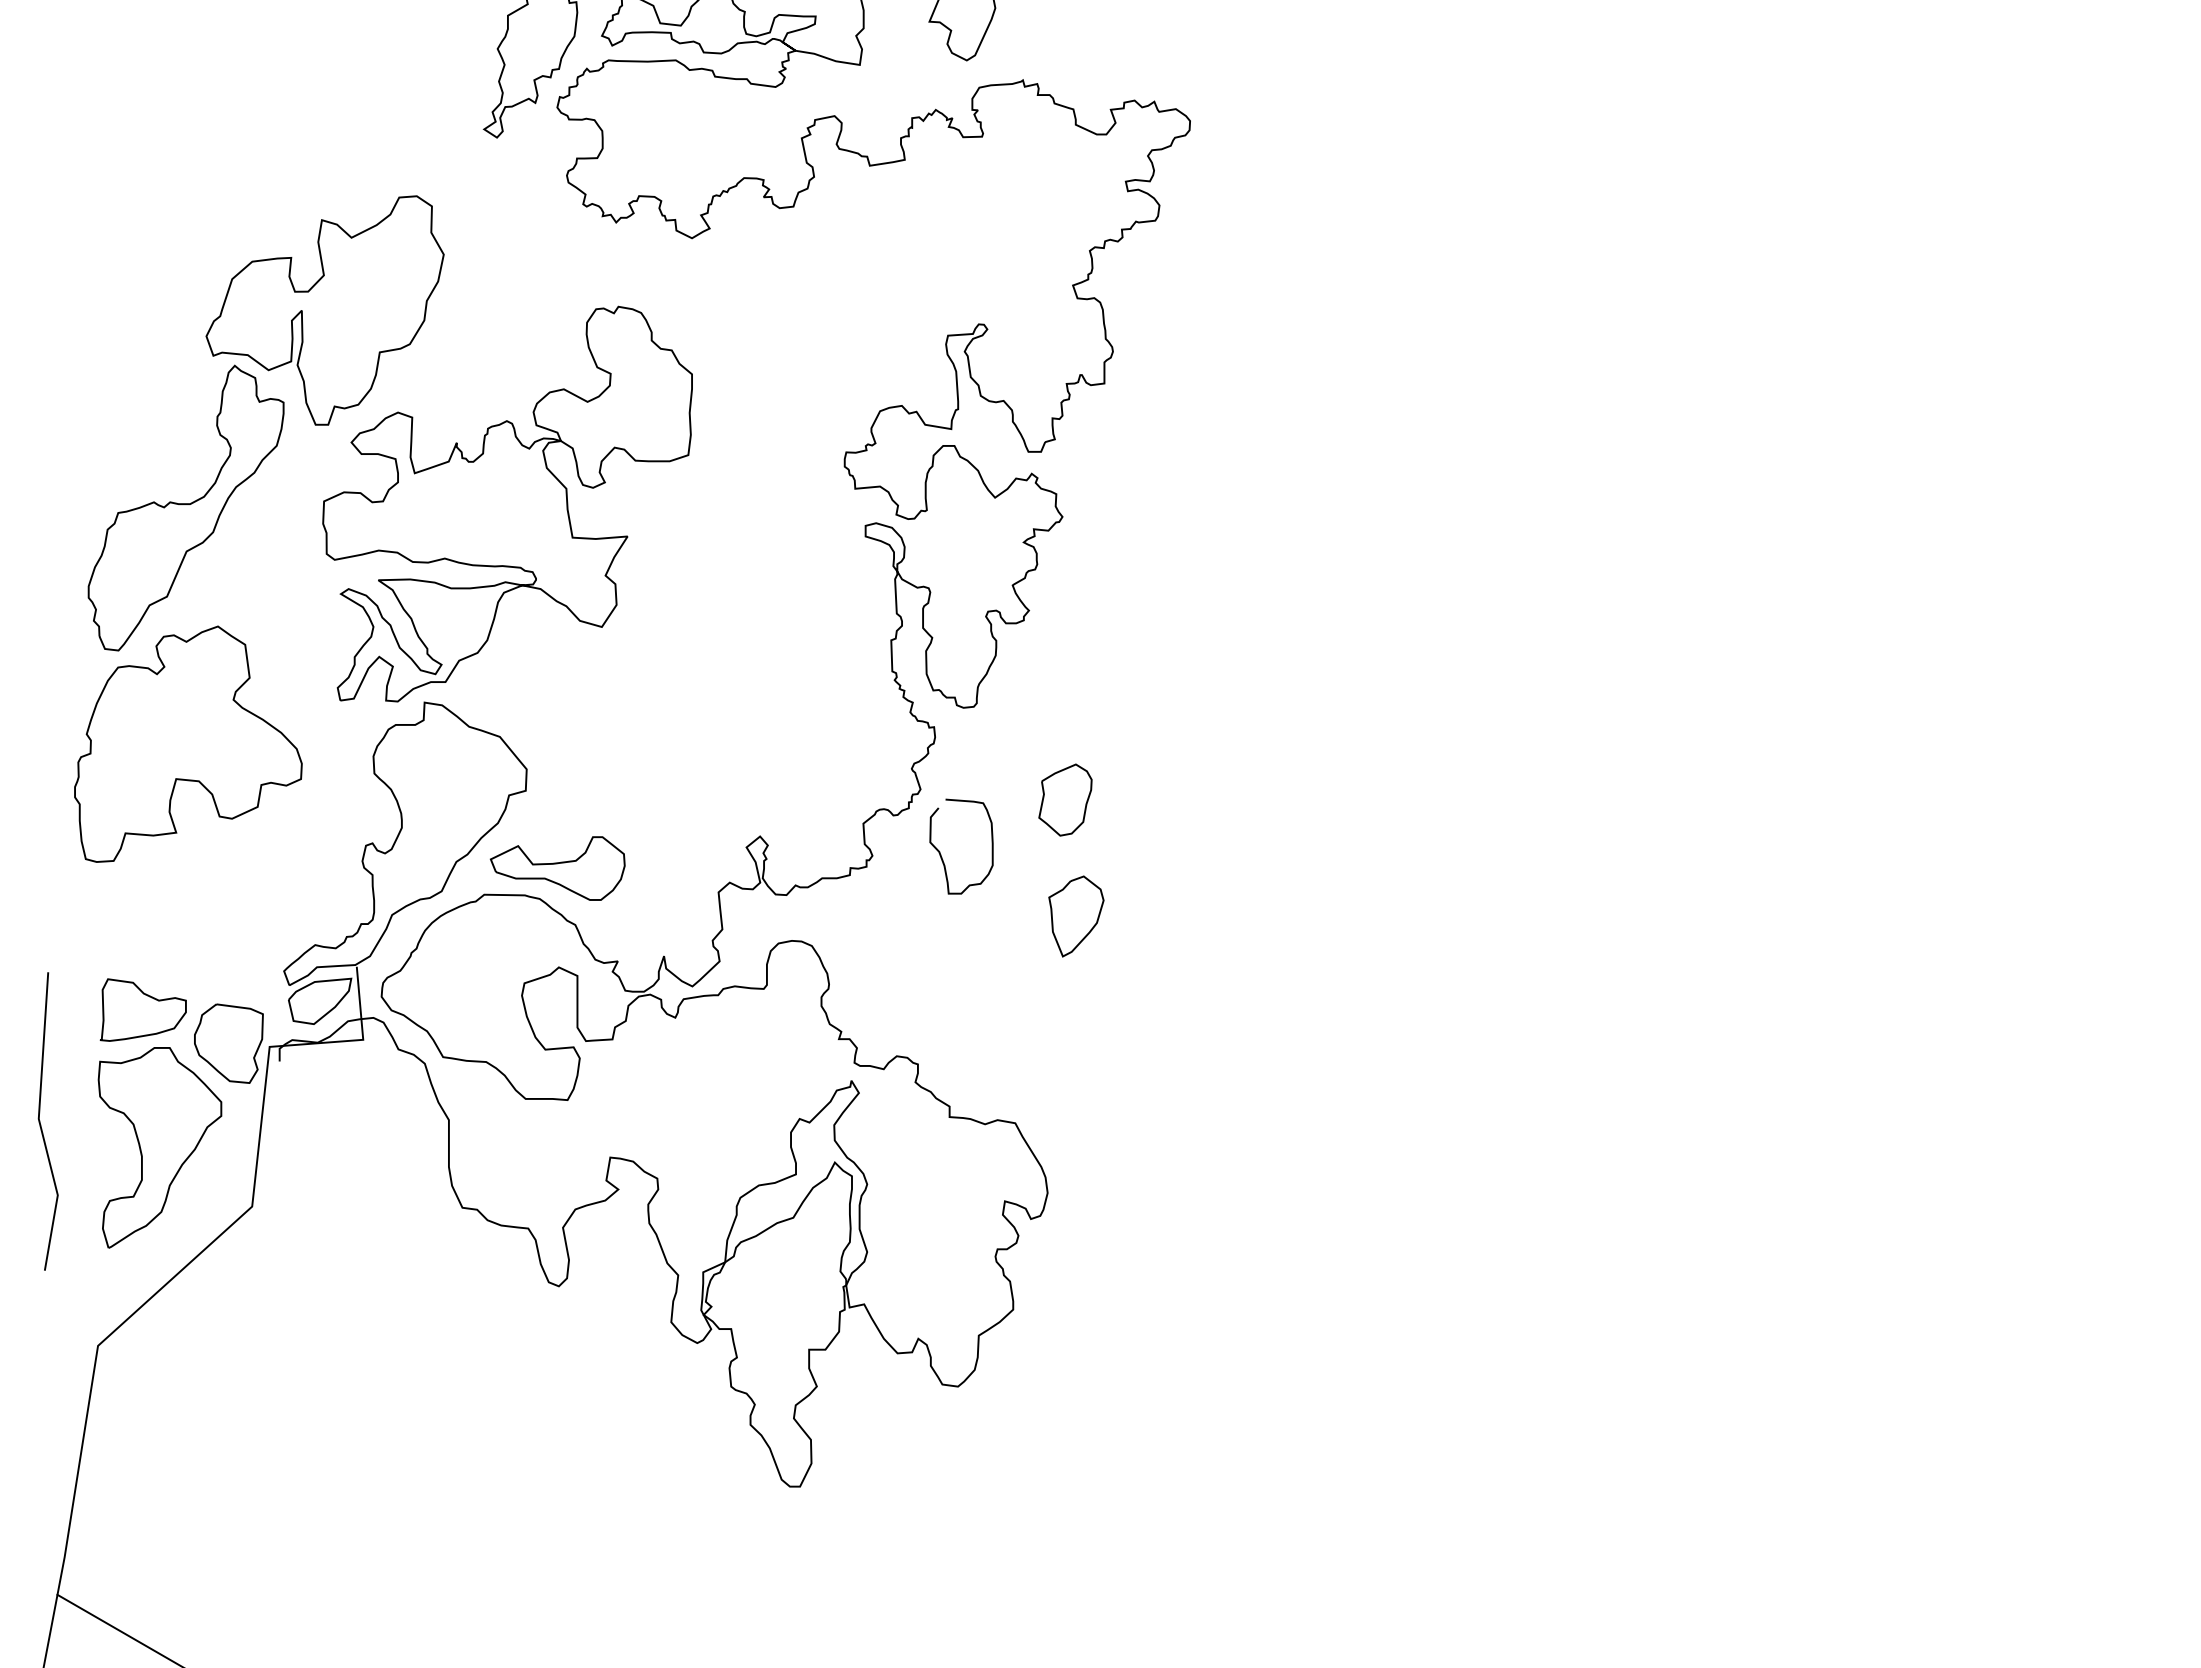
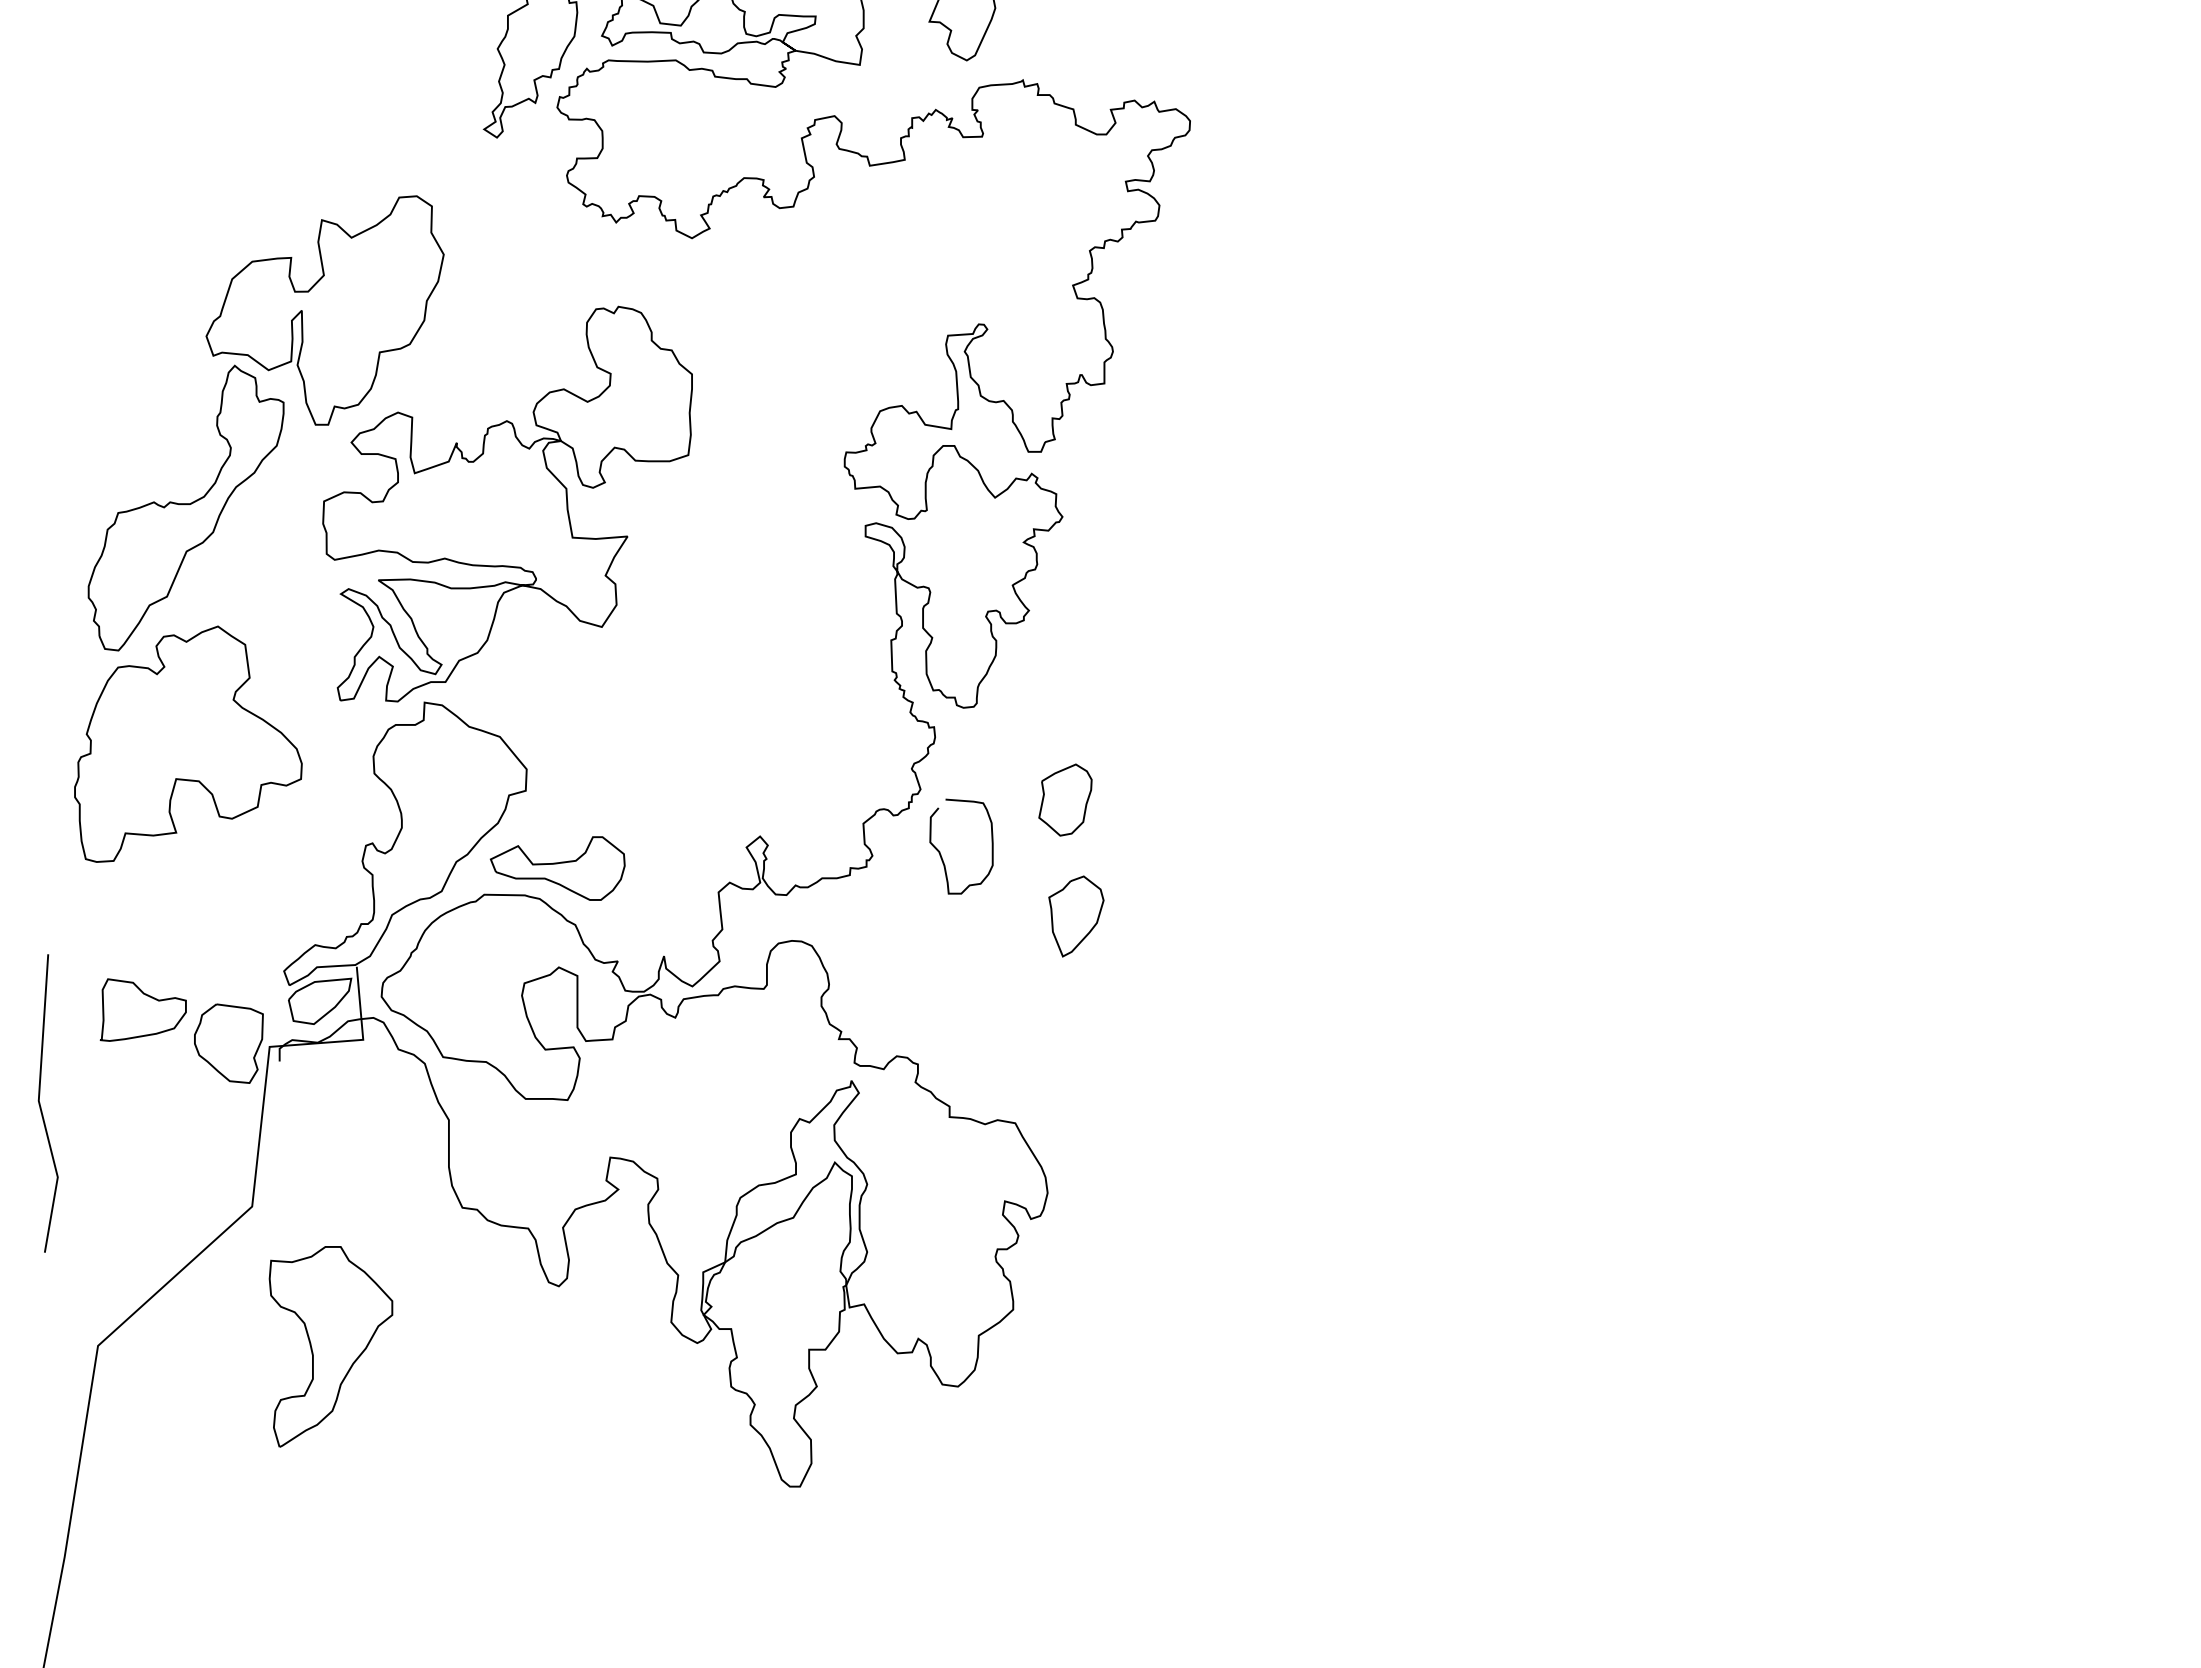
line position: (41, 1124) -> (41, 1106) (41, 1106)
part position: (159, 1147) -> (330, 1346) (330, 1346)
line: present -> none (117, 1629)
